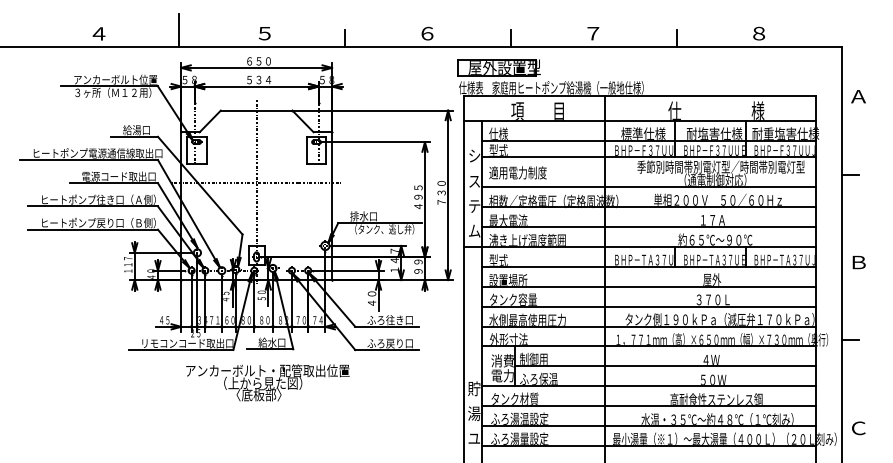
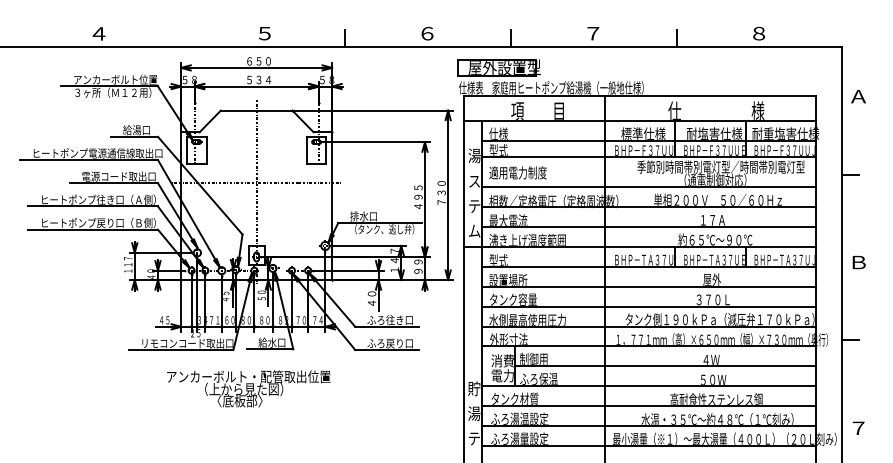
line: present -> none (179, 29)
text: シ -> 湯 (474, 155)
text position: (267, 382) -> (248, 388) (248, 388)
text: Ｃ -> ７ (858, 428)
text: ユ -> テ (473, 438)
